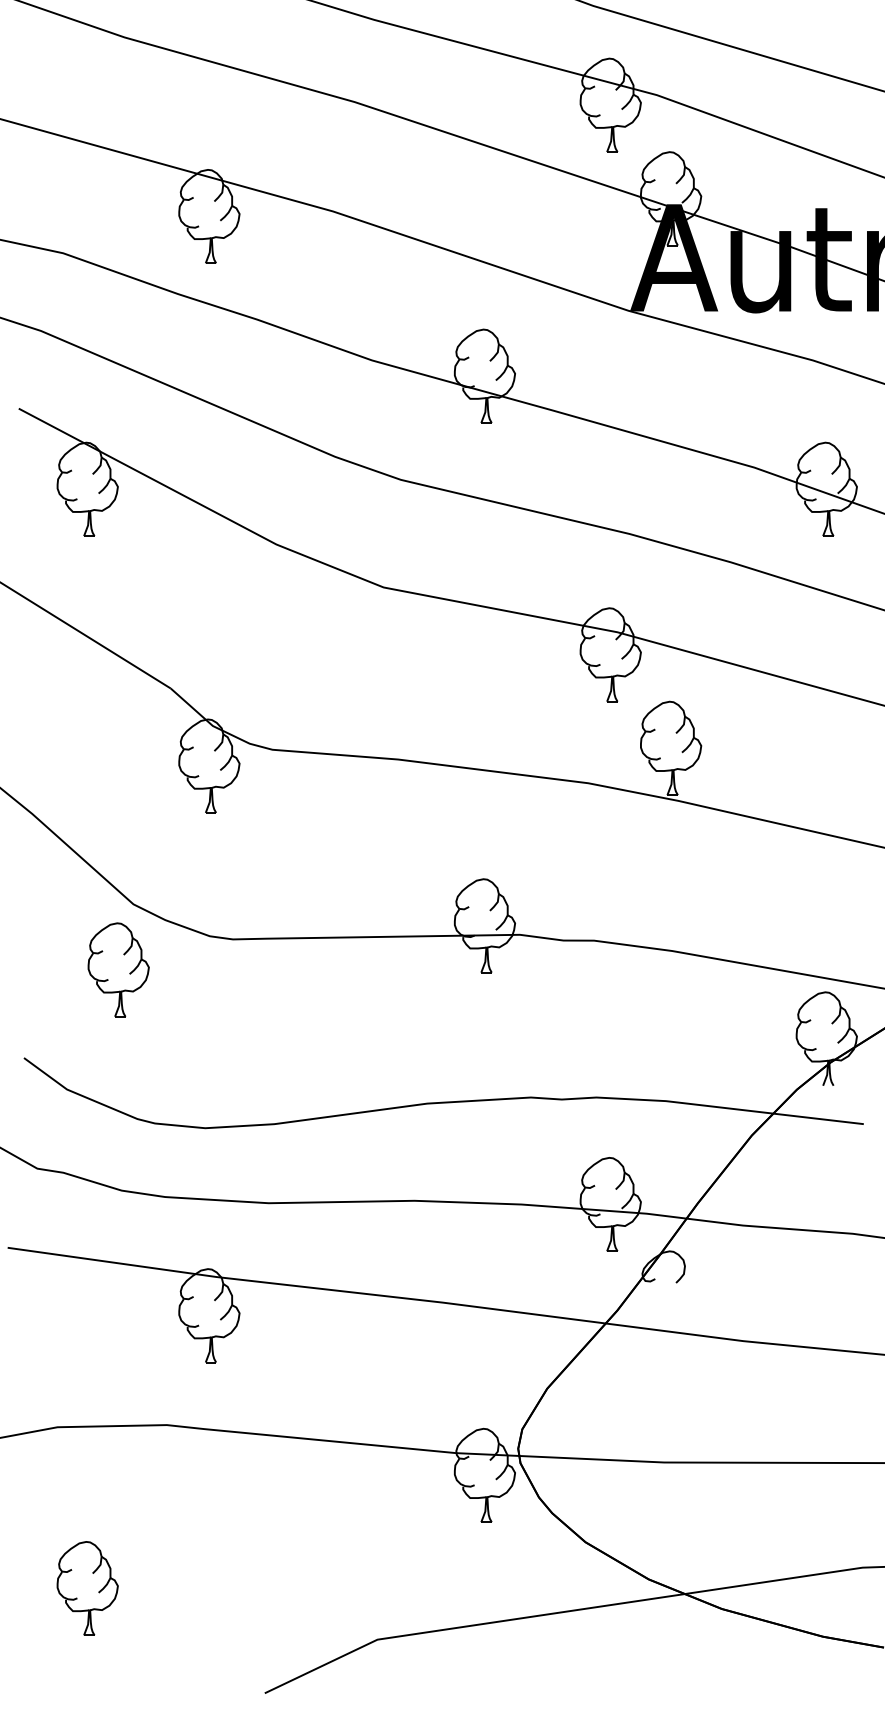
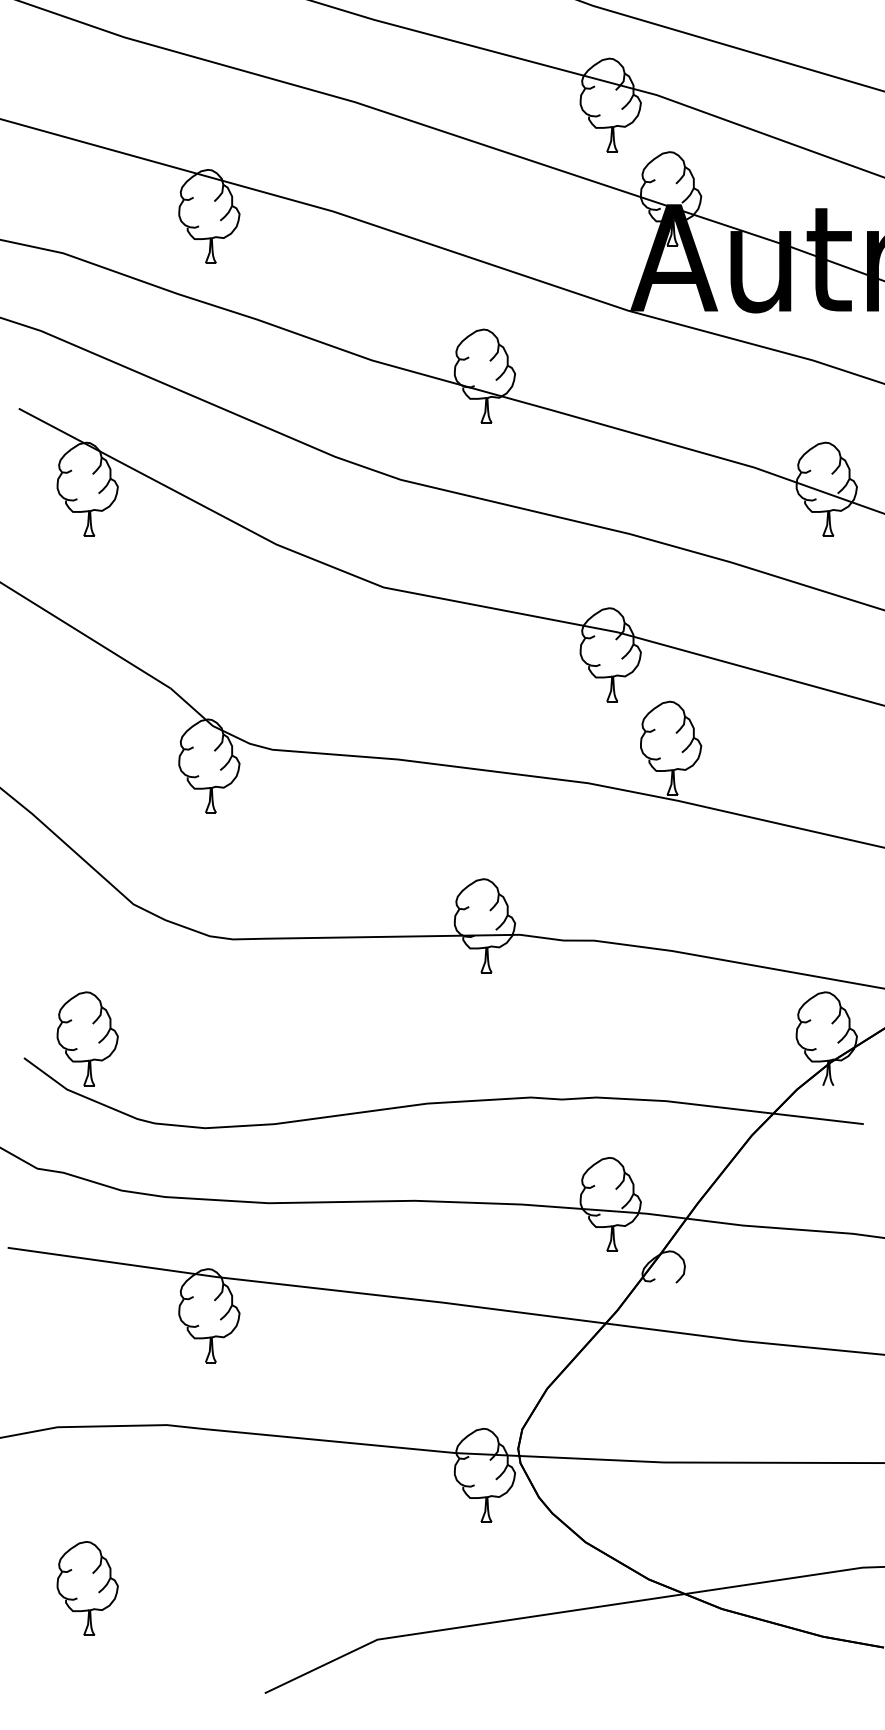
part position: (118, 969) -> (87, 1038) (87, 1038)
